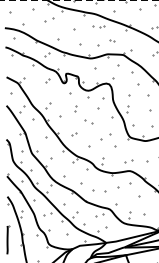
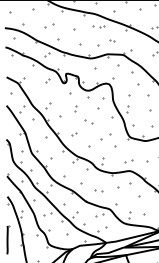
line: dashed -> solid (79, 0)
part position: (49, 19) -> (49, 25) (49, 25)
part size: 15x4 px -> 10x4 px (98, 190)
